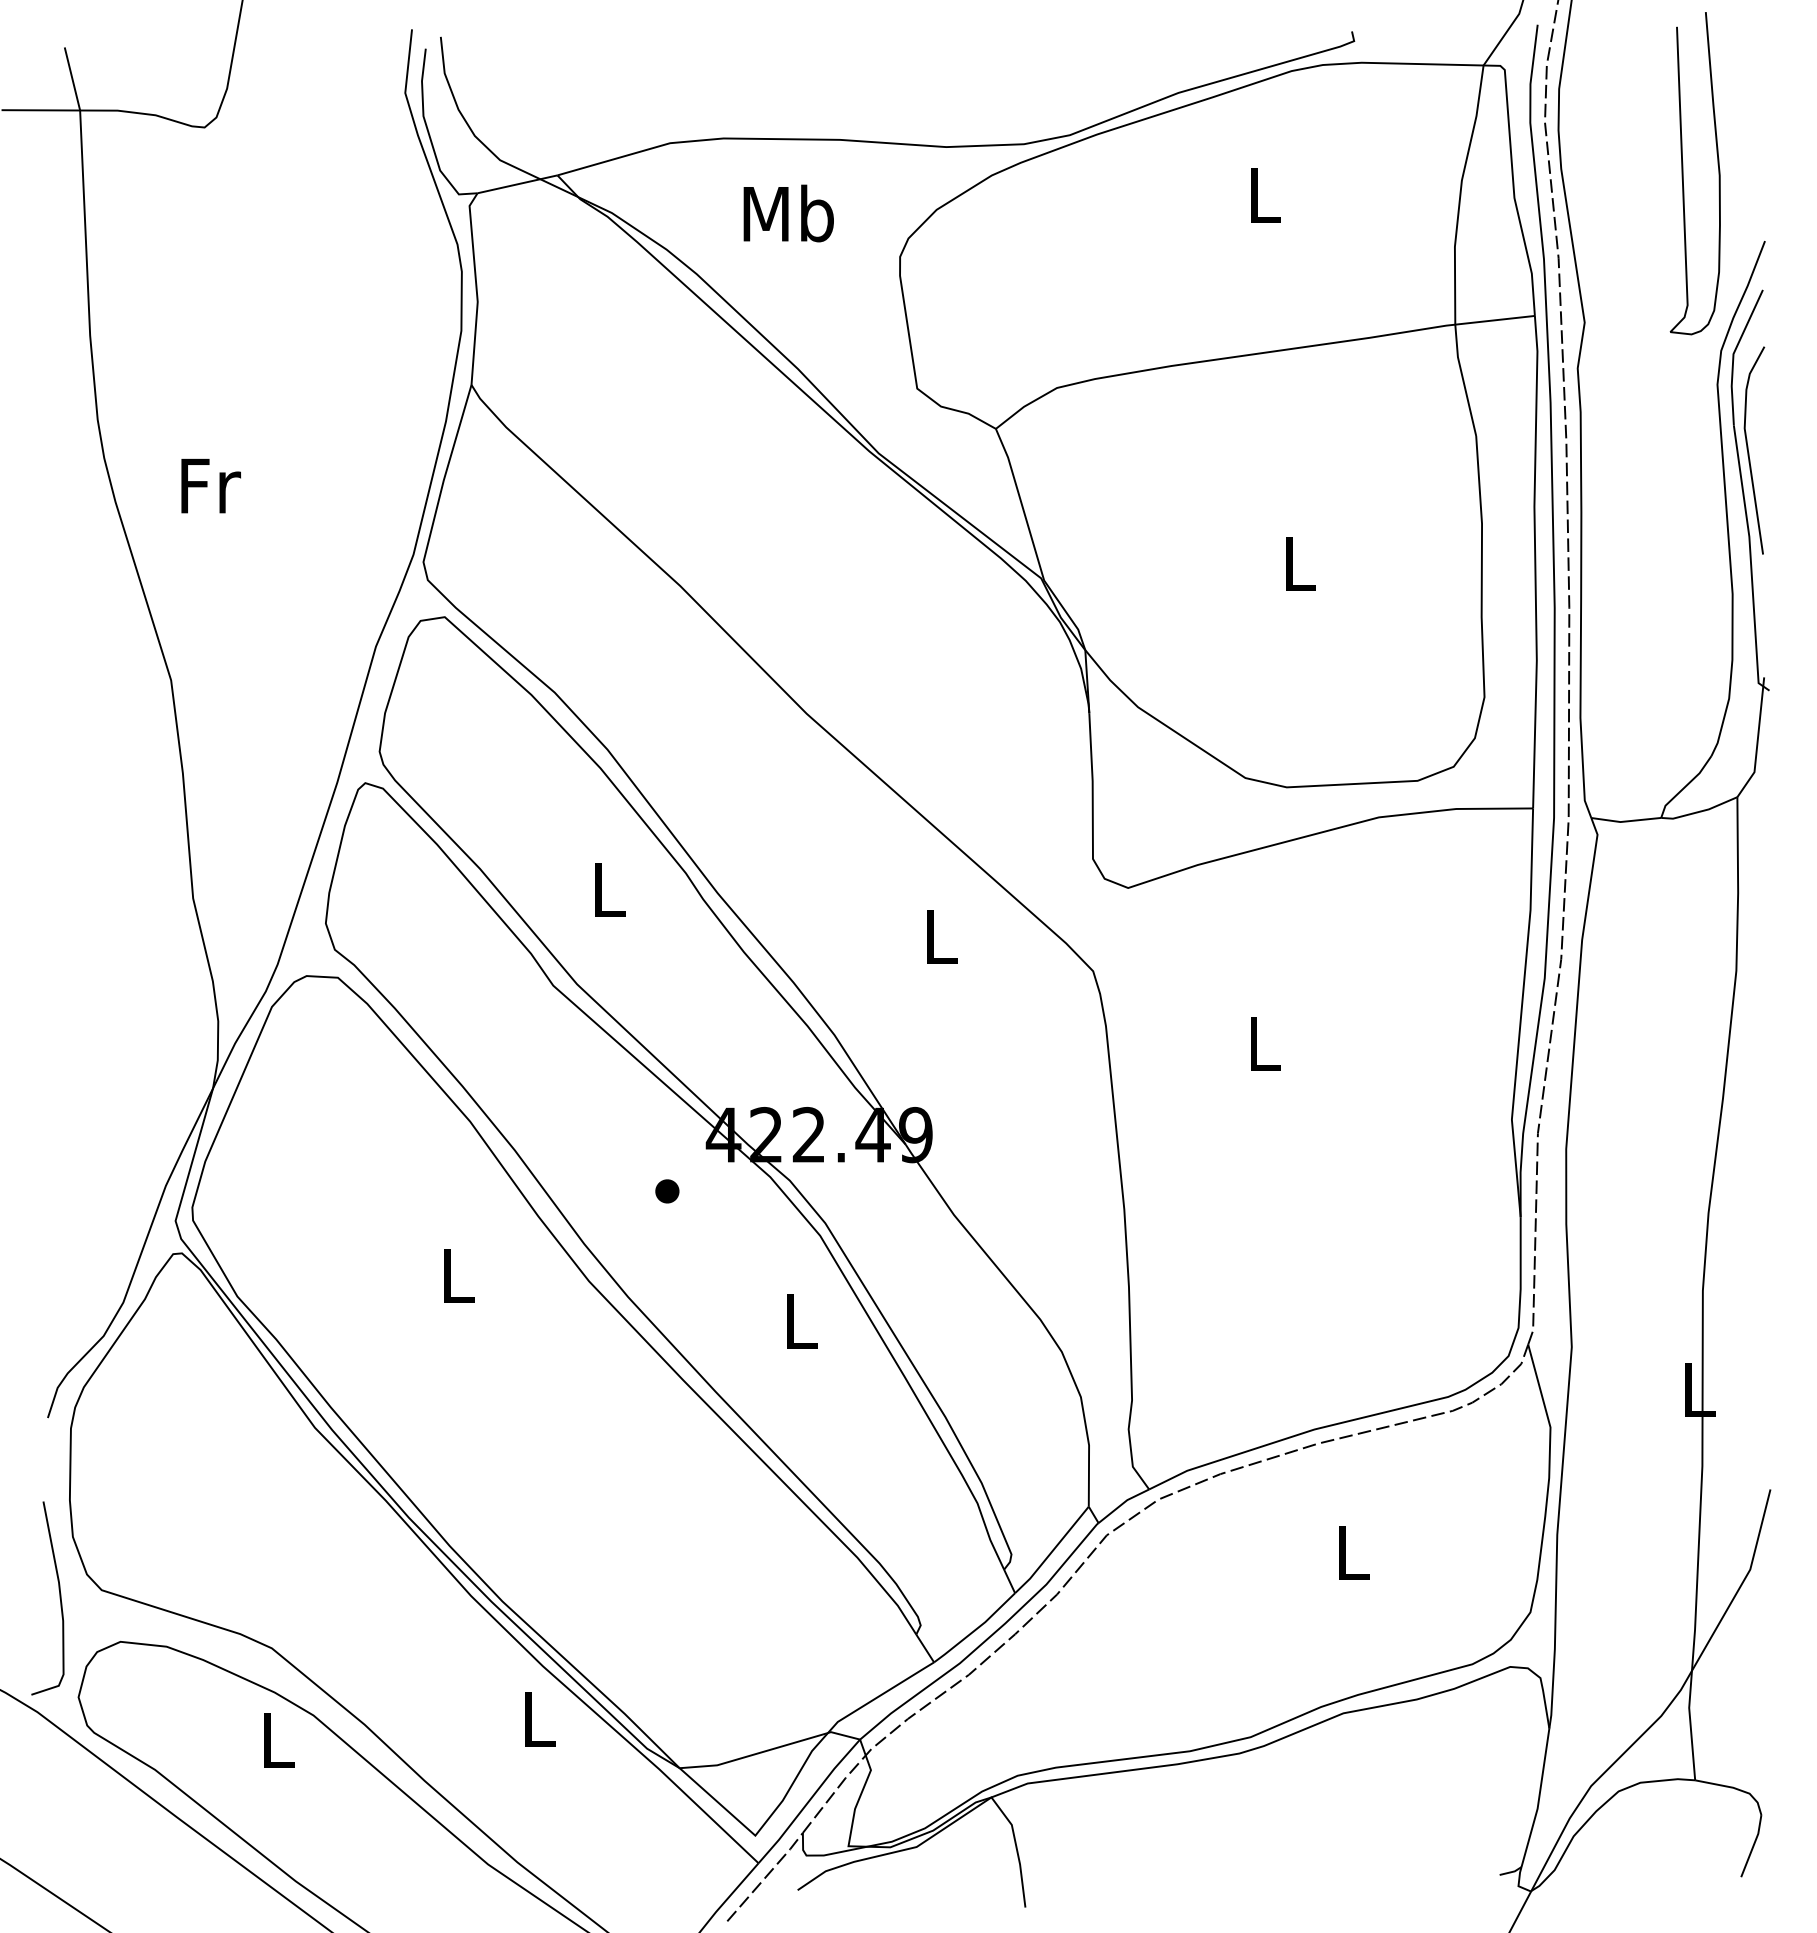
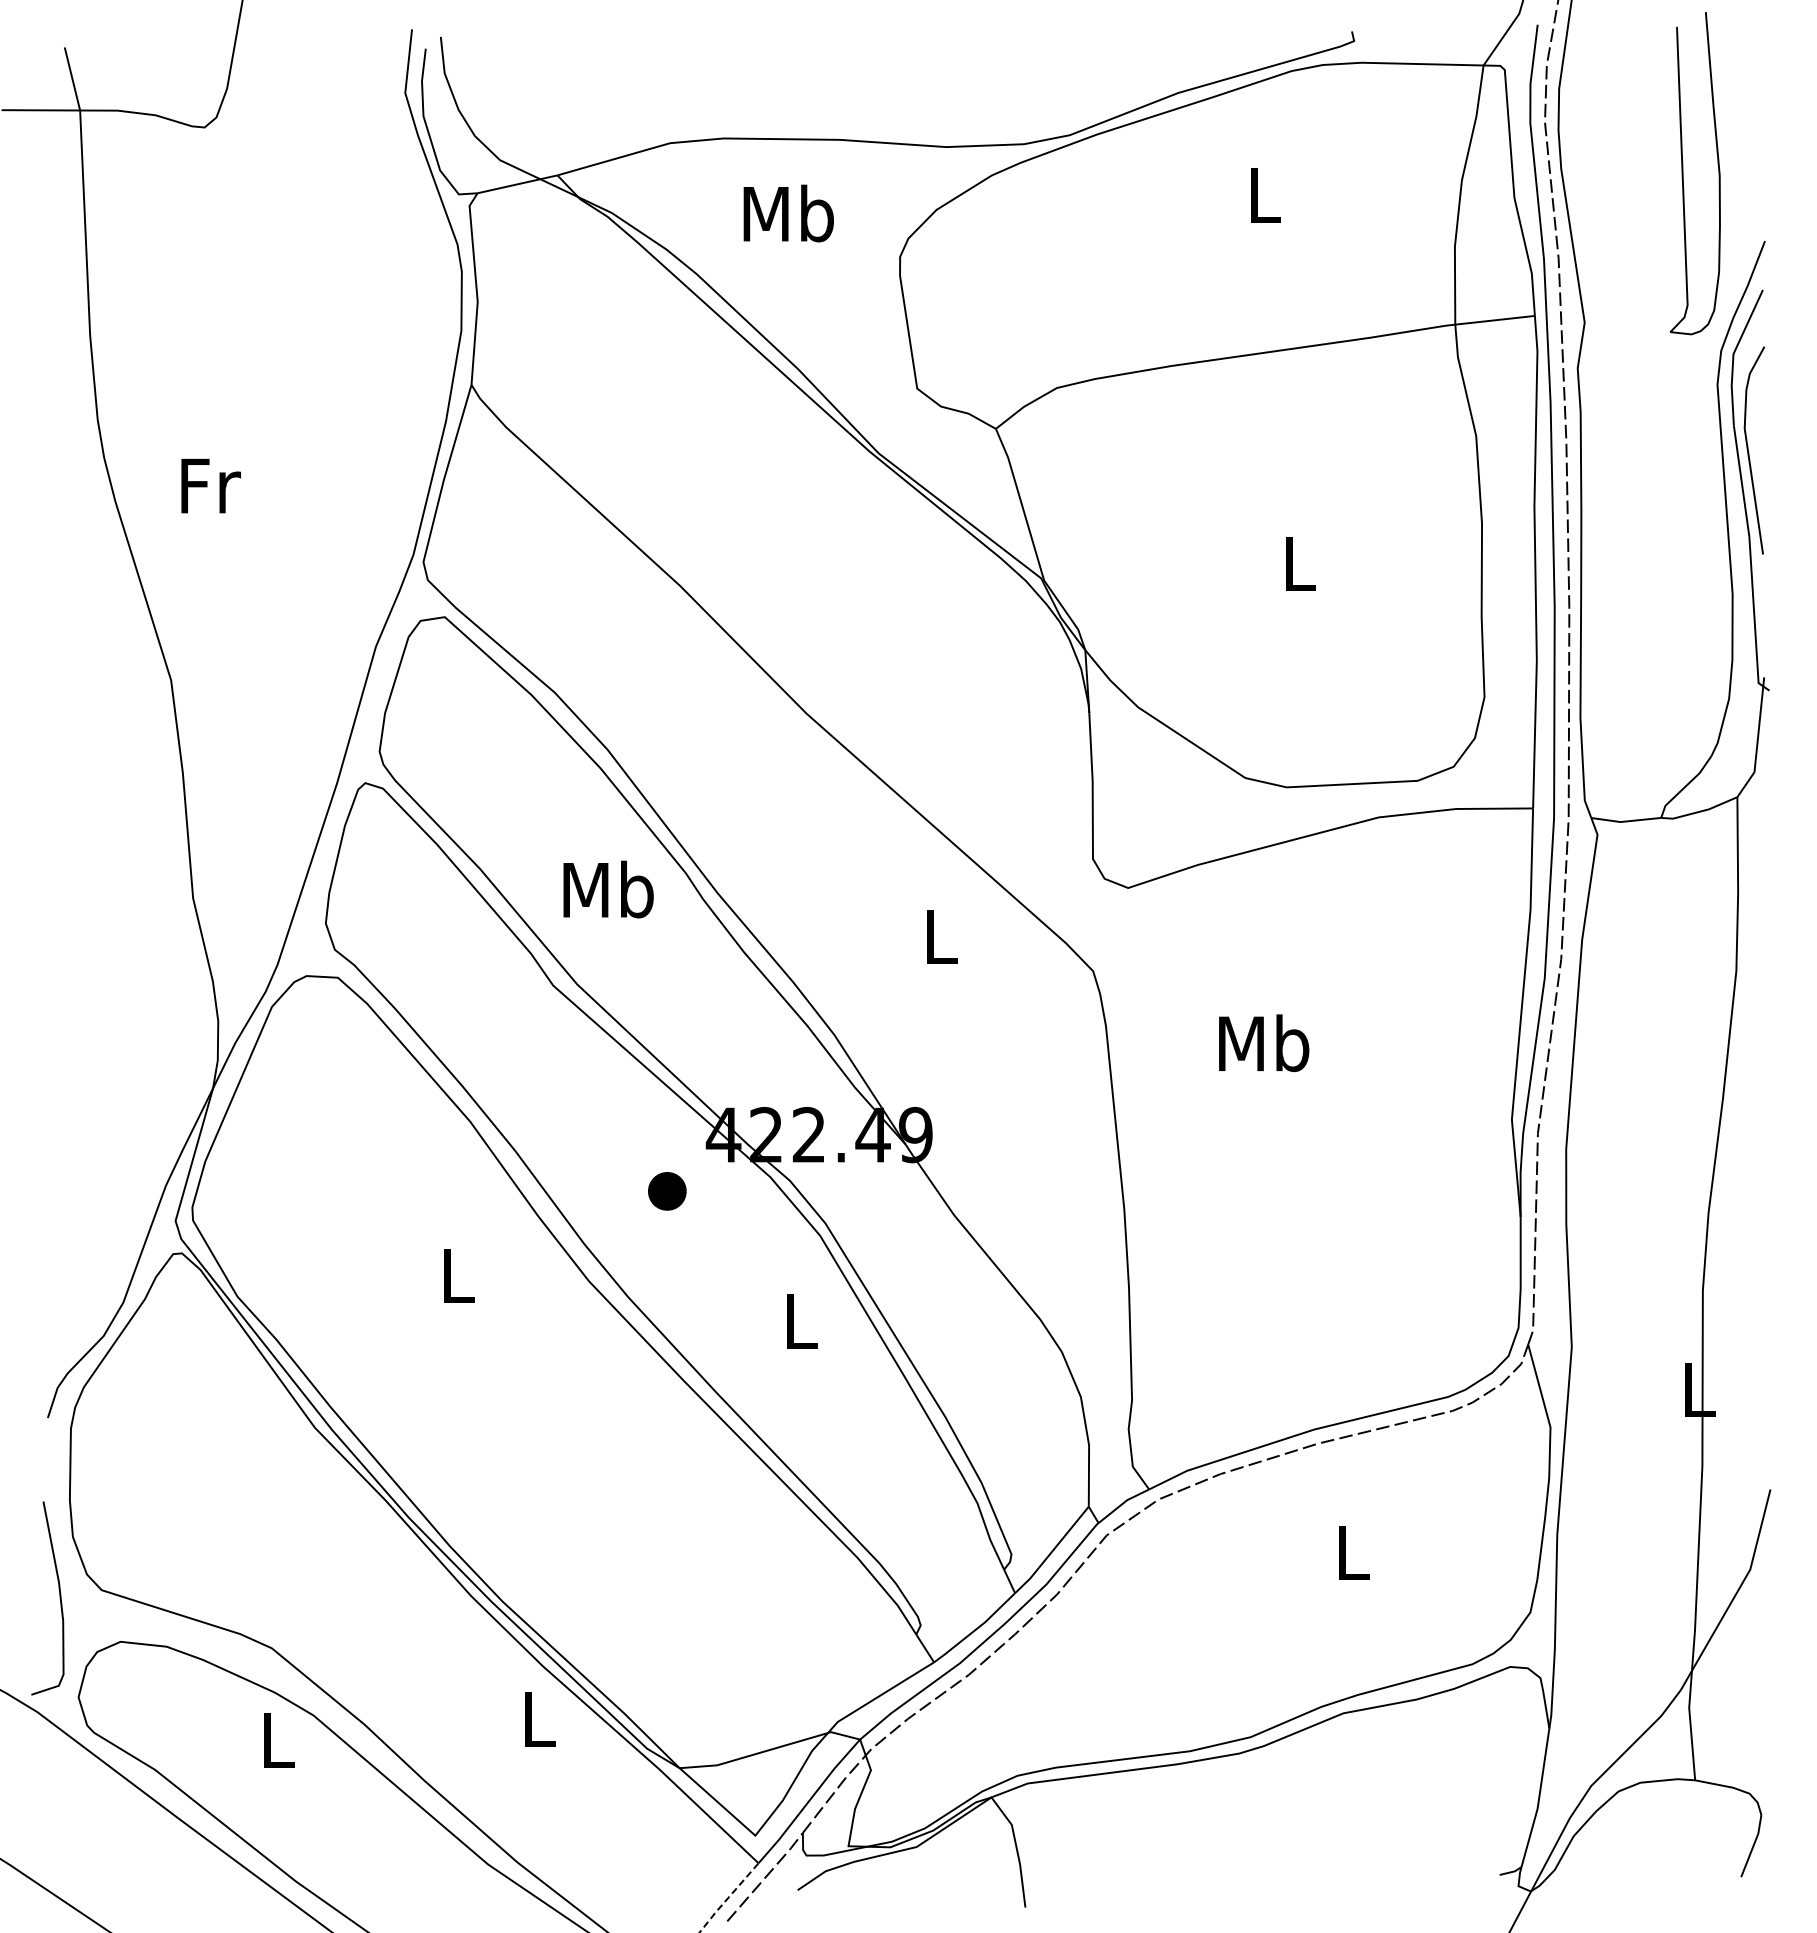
text: L -> Mb (608, 889)
text: L -> Mb (1264, 1043)
part size: 25x25 px -> 39x39 px (667, 1191)
line: solid -> dashed (728, 1897)
